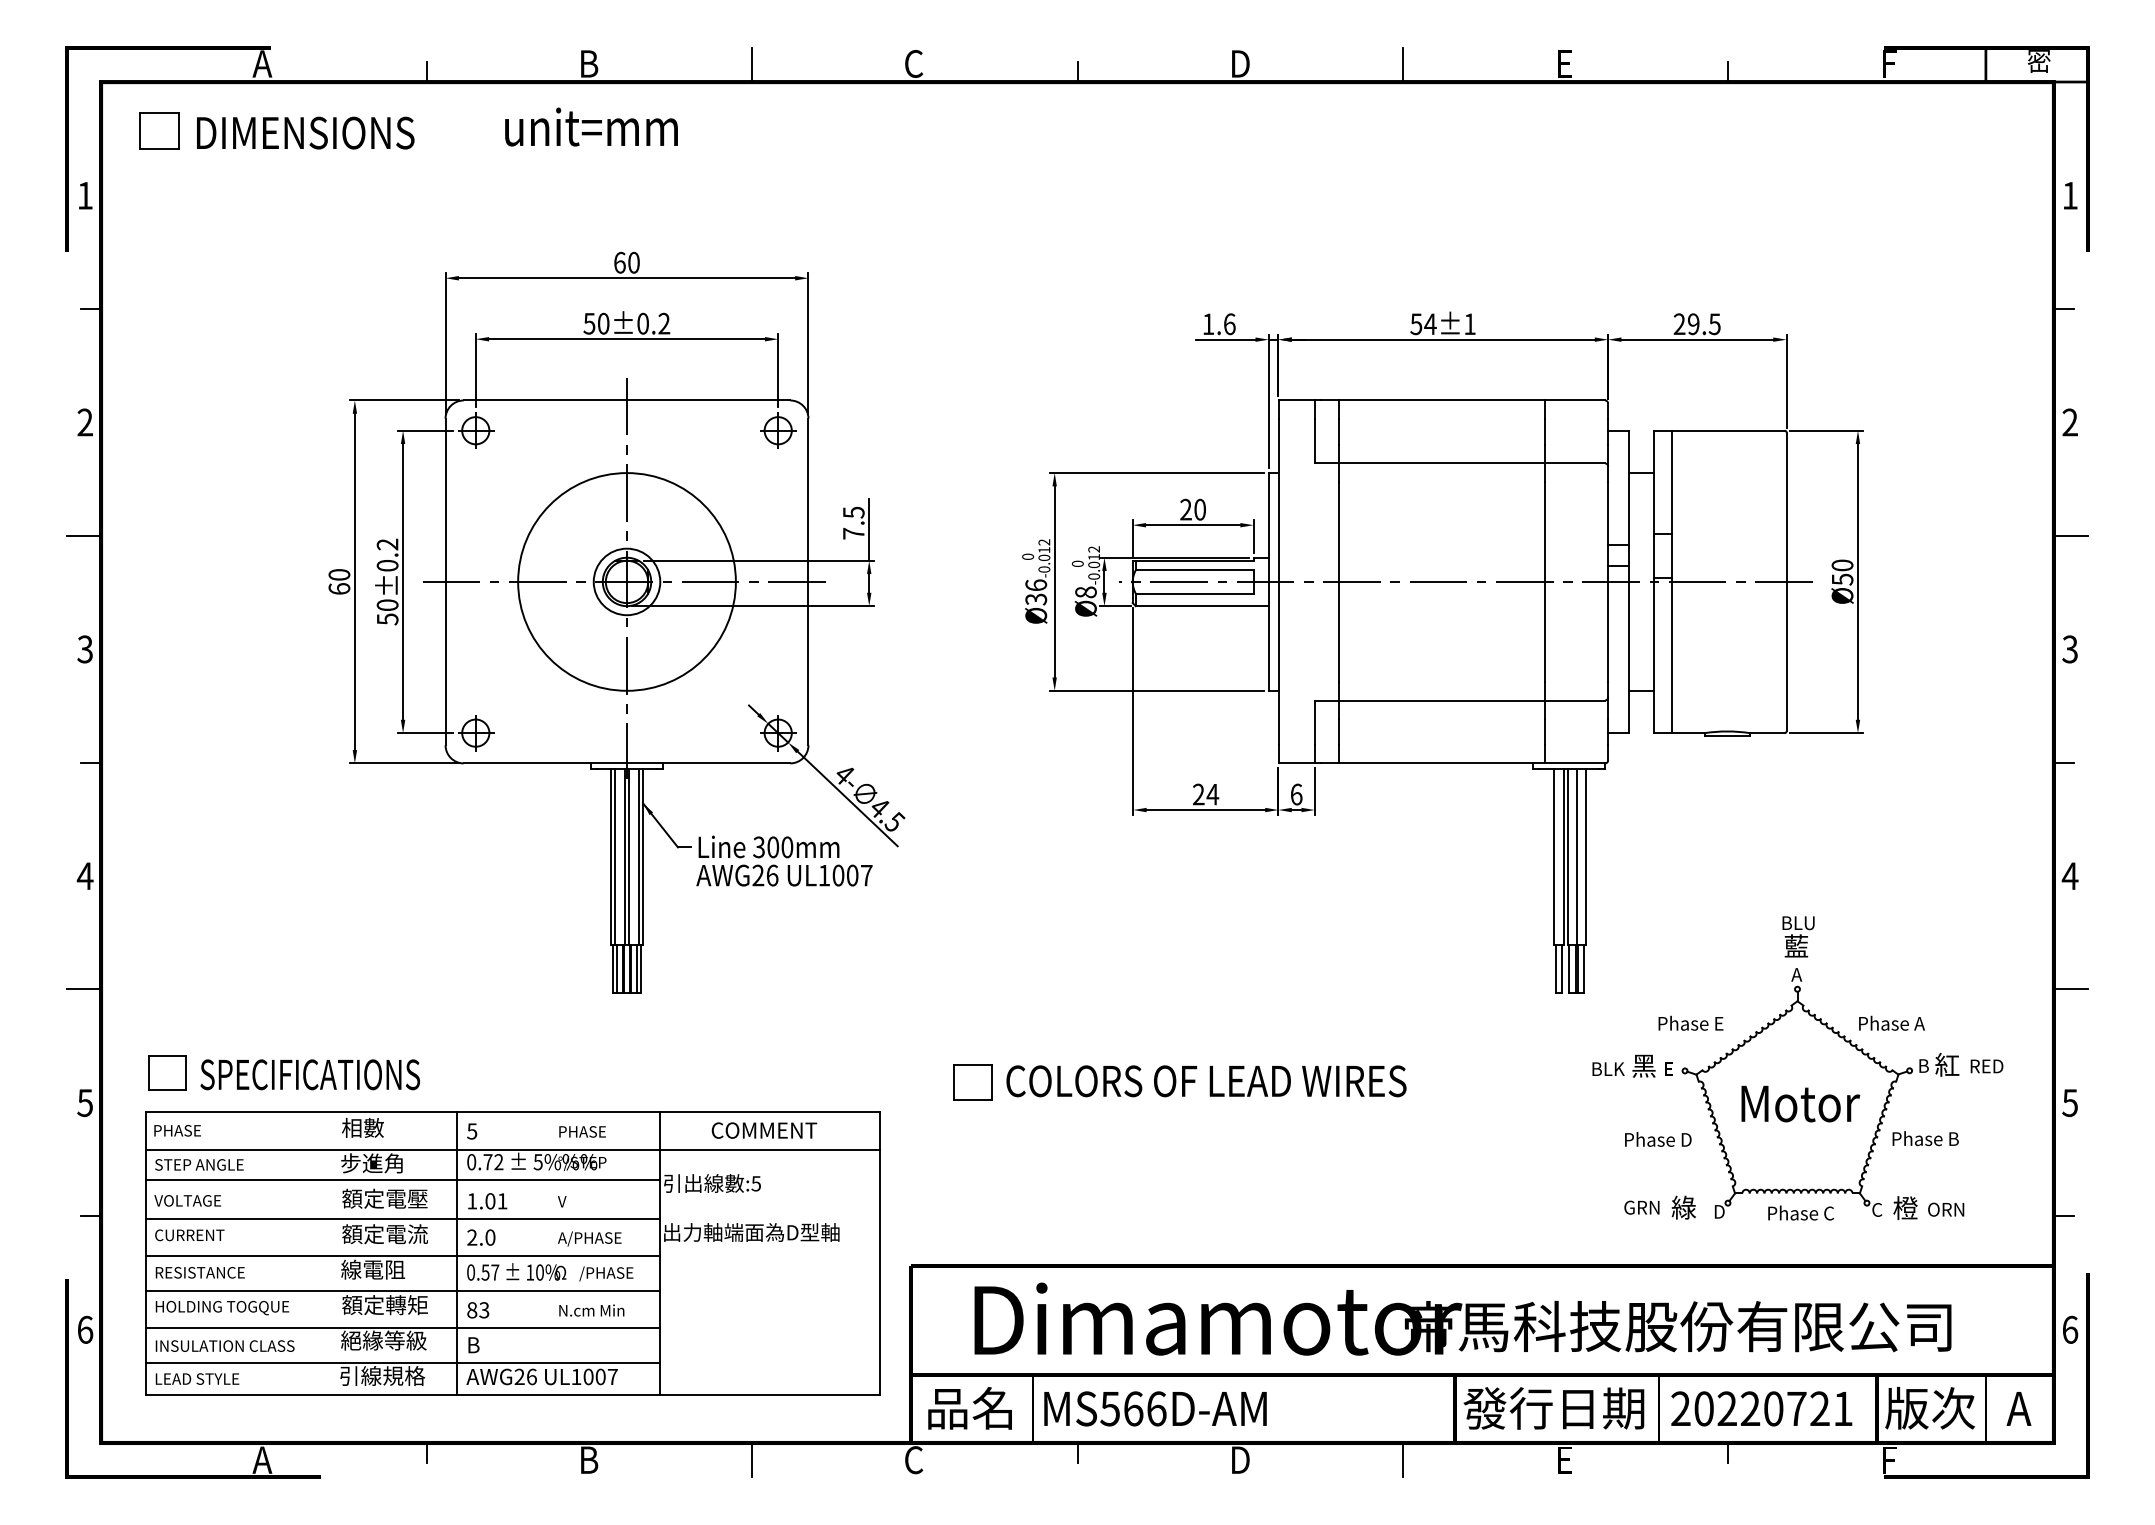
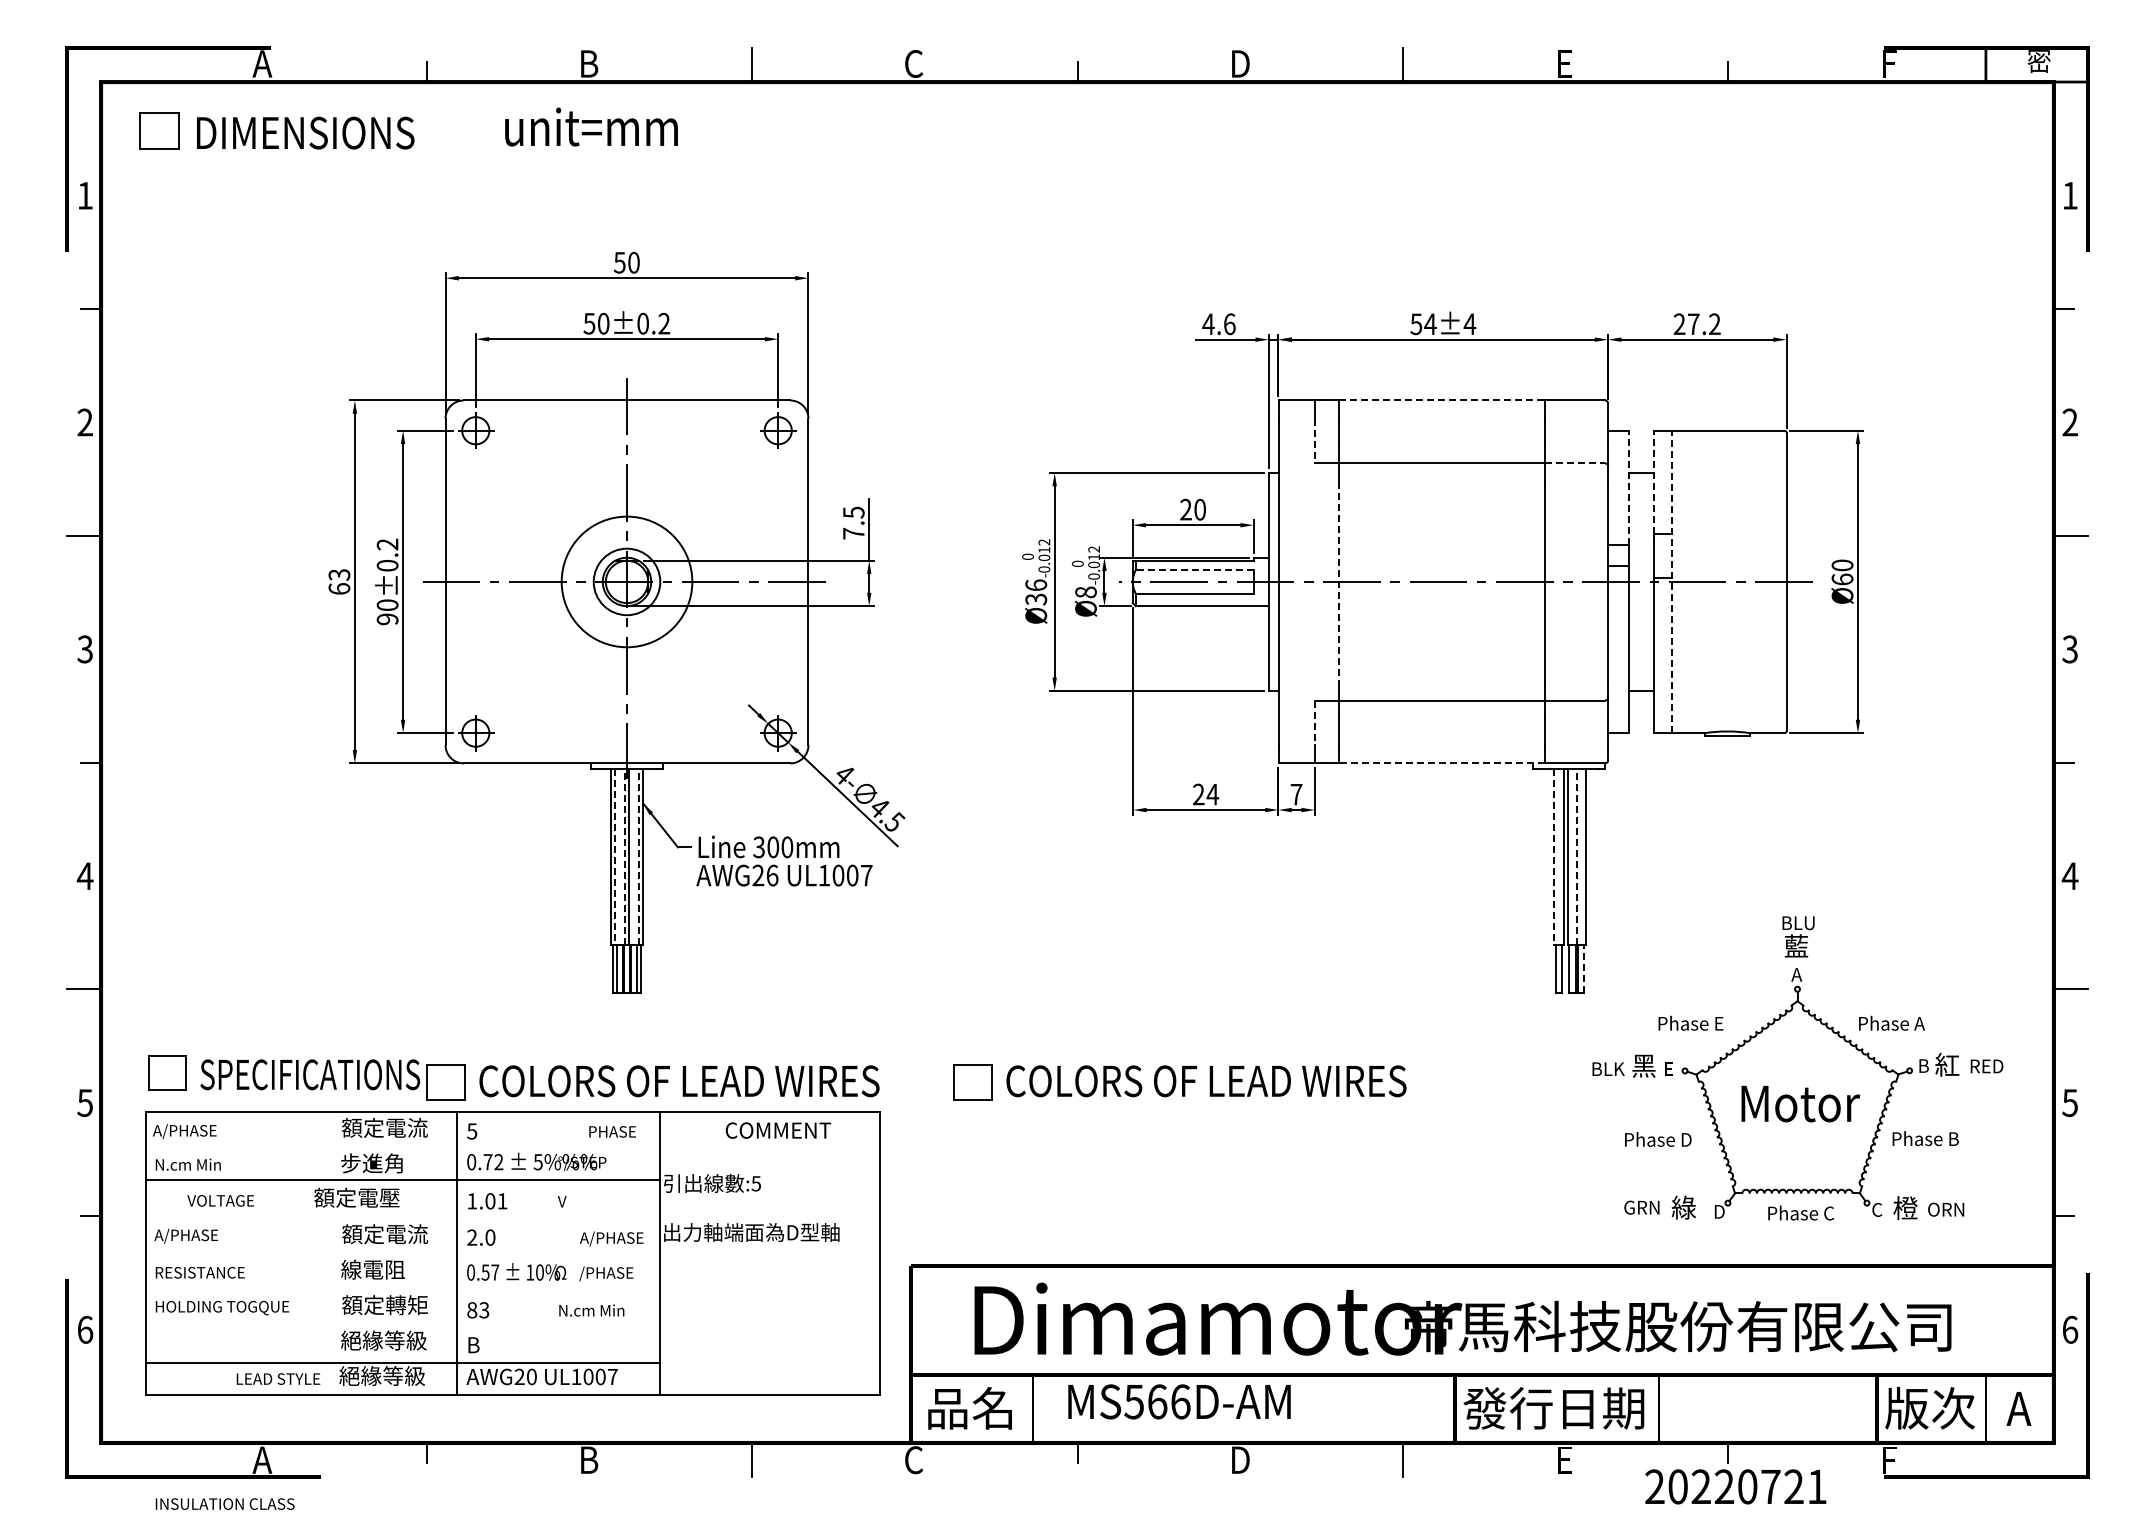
text: 60 -> 50 (619, 262)
text: 1.6 -> 4.6 (1208, 323)
text: 54±1 -> 54±4 (1469, 323)
text: 29.5 -> 27.2 (1703, 324)
line: solid -> dashed (1441, 400)
line: solid -> dashed (1314, 441)
line: solid -> dashed (1575, 463)
line: solid -> dashed (1653, 482)
line: solid -> dashed (1629, 487)
line: solid -> dashed (1194, 570)
text: 60 -> 63 (339, 574)
text: Ø50 -> Ø60 (1842, 579)
circle diameter: 218 px -> 131 px (626, 581)
line: solid -> dashed (1671, 581)
line: solid -> dashed (1338, 582)
text: 50±0.2 -> 90±0.2 (387, 619)
line: solid -> dashed (1314, 723)
line: solid -> dashed (1441, 763)
text: 6 -> 7 (1296, 794)
line: solid -> dashed (615, 857)
line: solid -> dashed (624, 857)
line: solid -> dashed (638, 857)
line: solid -> dashed (1554, 857)
line: solid -> dashed (1577, 857)
line: solid -> dashed (1583, 968)
part: none -> present (652, 1082)
text: 相數 -> 額定電流 (384, 1127)
text position: (764, 1130) -> (778, 1130) (778, 1130)
text: PHASE -> A/PHASE (184, 1131)
text position: (582, 1131) -> (612, 1131) (612, 1131)
line: present -> none (512, 1149)
text: STEP ANGLE -> N.cm Min (199, 1164)
text position: (384, 1198) -> (356, 1197) (356, 1197)
text position: (187, 1200) -> (220, 1200) (220, 1200)
line: present -> none (402, 1219)
text: CURRENT -> A/PHASE (189, 1235)
text position: (589, 1238) -> (611, 1238) (611, 1238)
line: present -> none (402, 1255)
line: present -> none (402, 1290)
line: present -> none (402, 1328)
text position: (224, 1345) -> (224, 1503) (224, 1503)
text: 引線規格 -> 絕緣等級 (382, 1375)
text: AWG26 -> AWG20 (531, 1376)
text position: (197, 1378) -> (278, 1378) (278, 1378)
text position: (1155, 1408) -> (1179, 1401) (1179, 1401)
text position: (1761, 1408) -> (1735, 1486) (1735, 1486)
